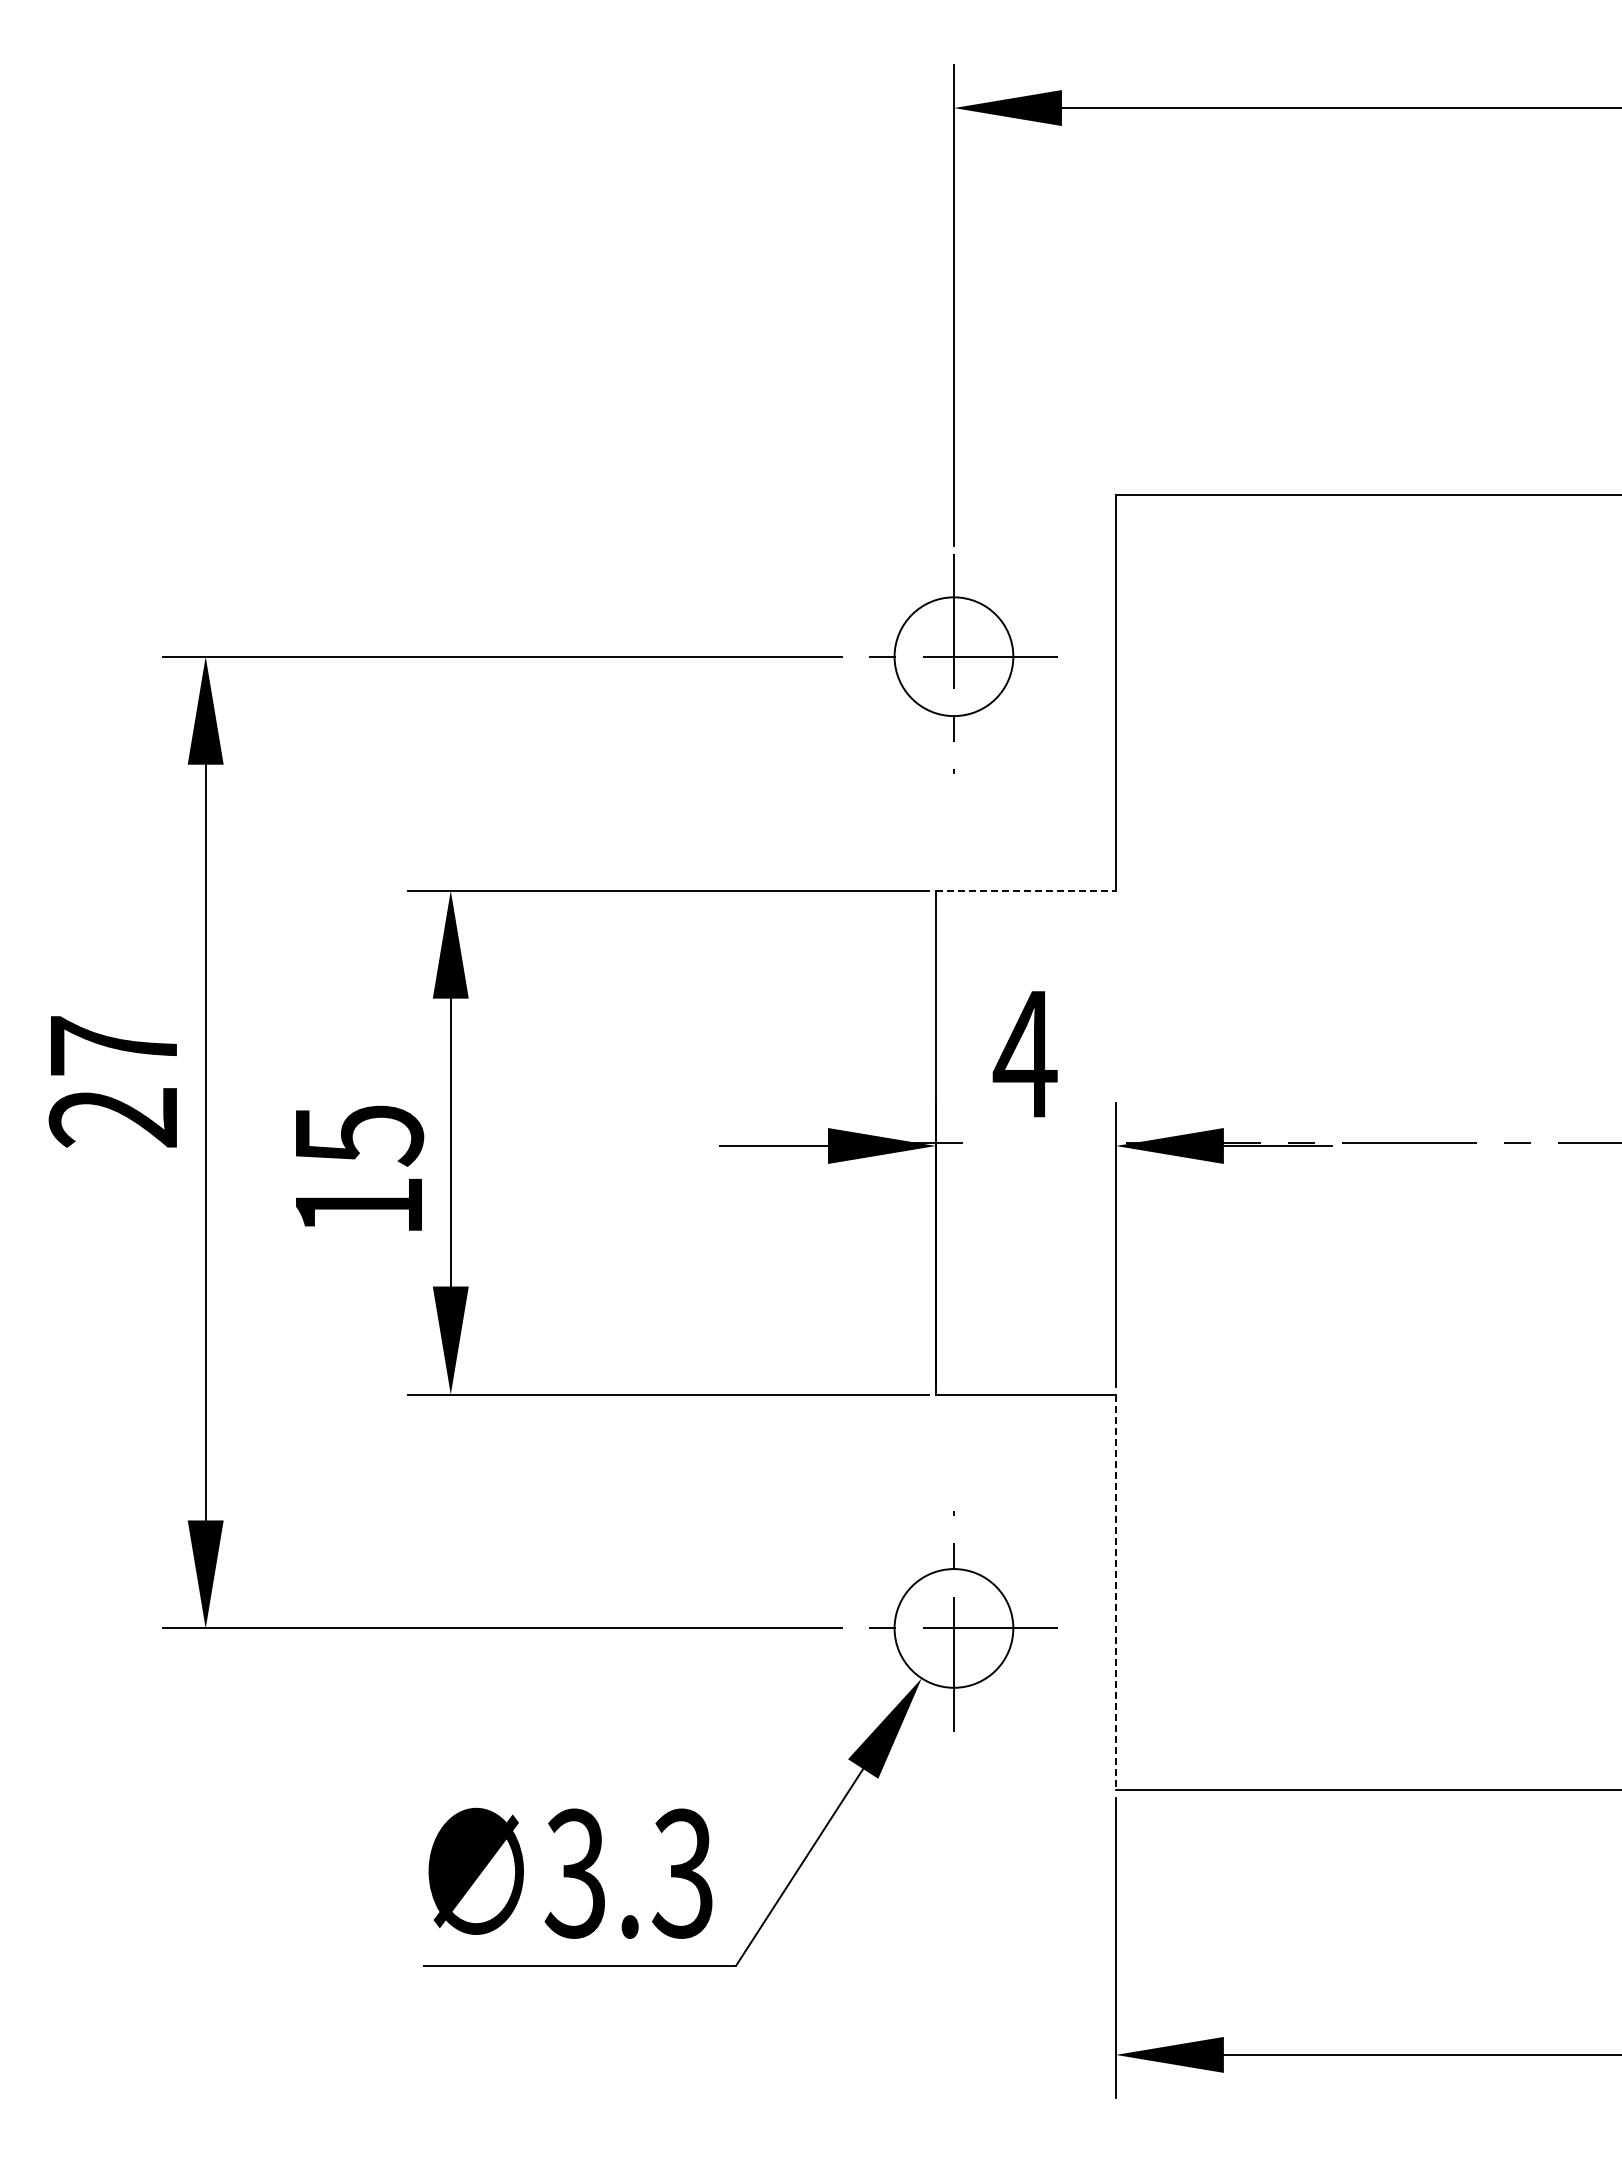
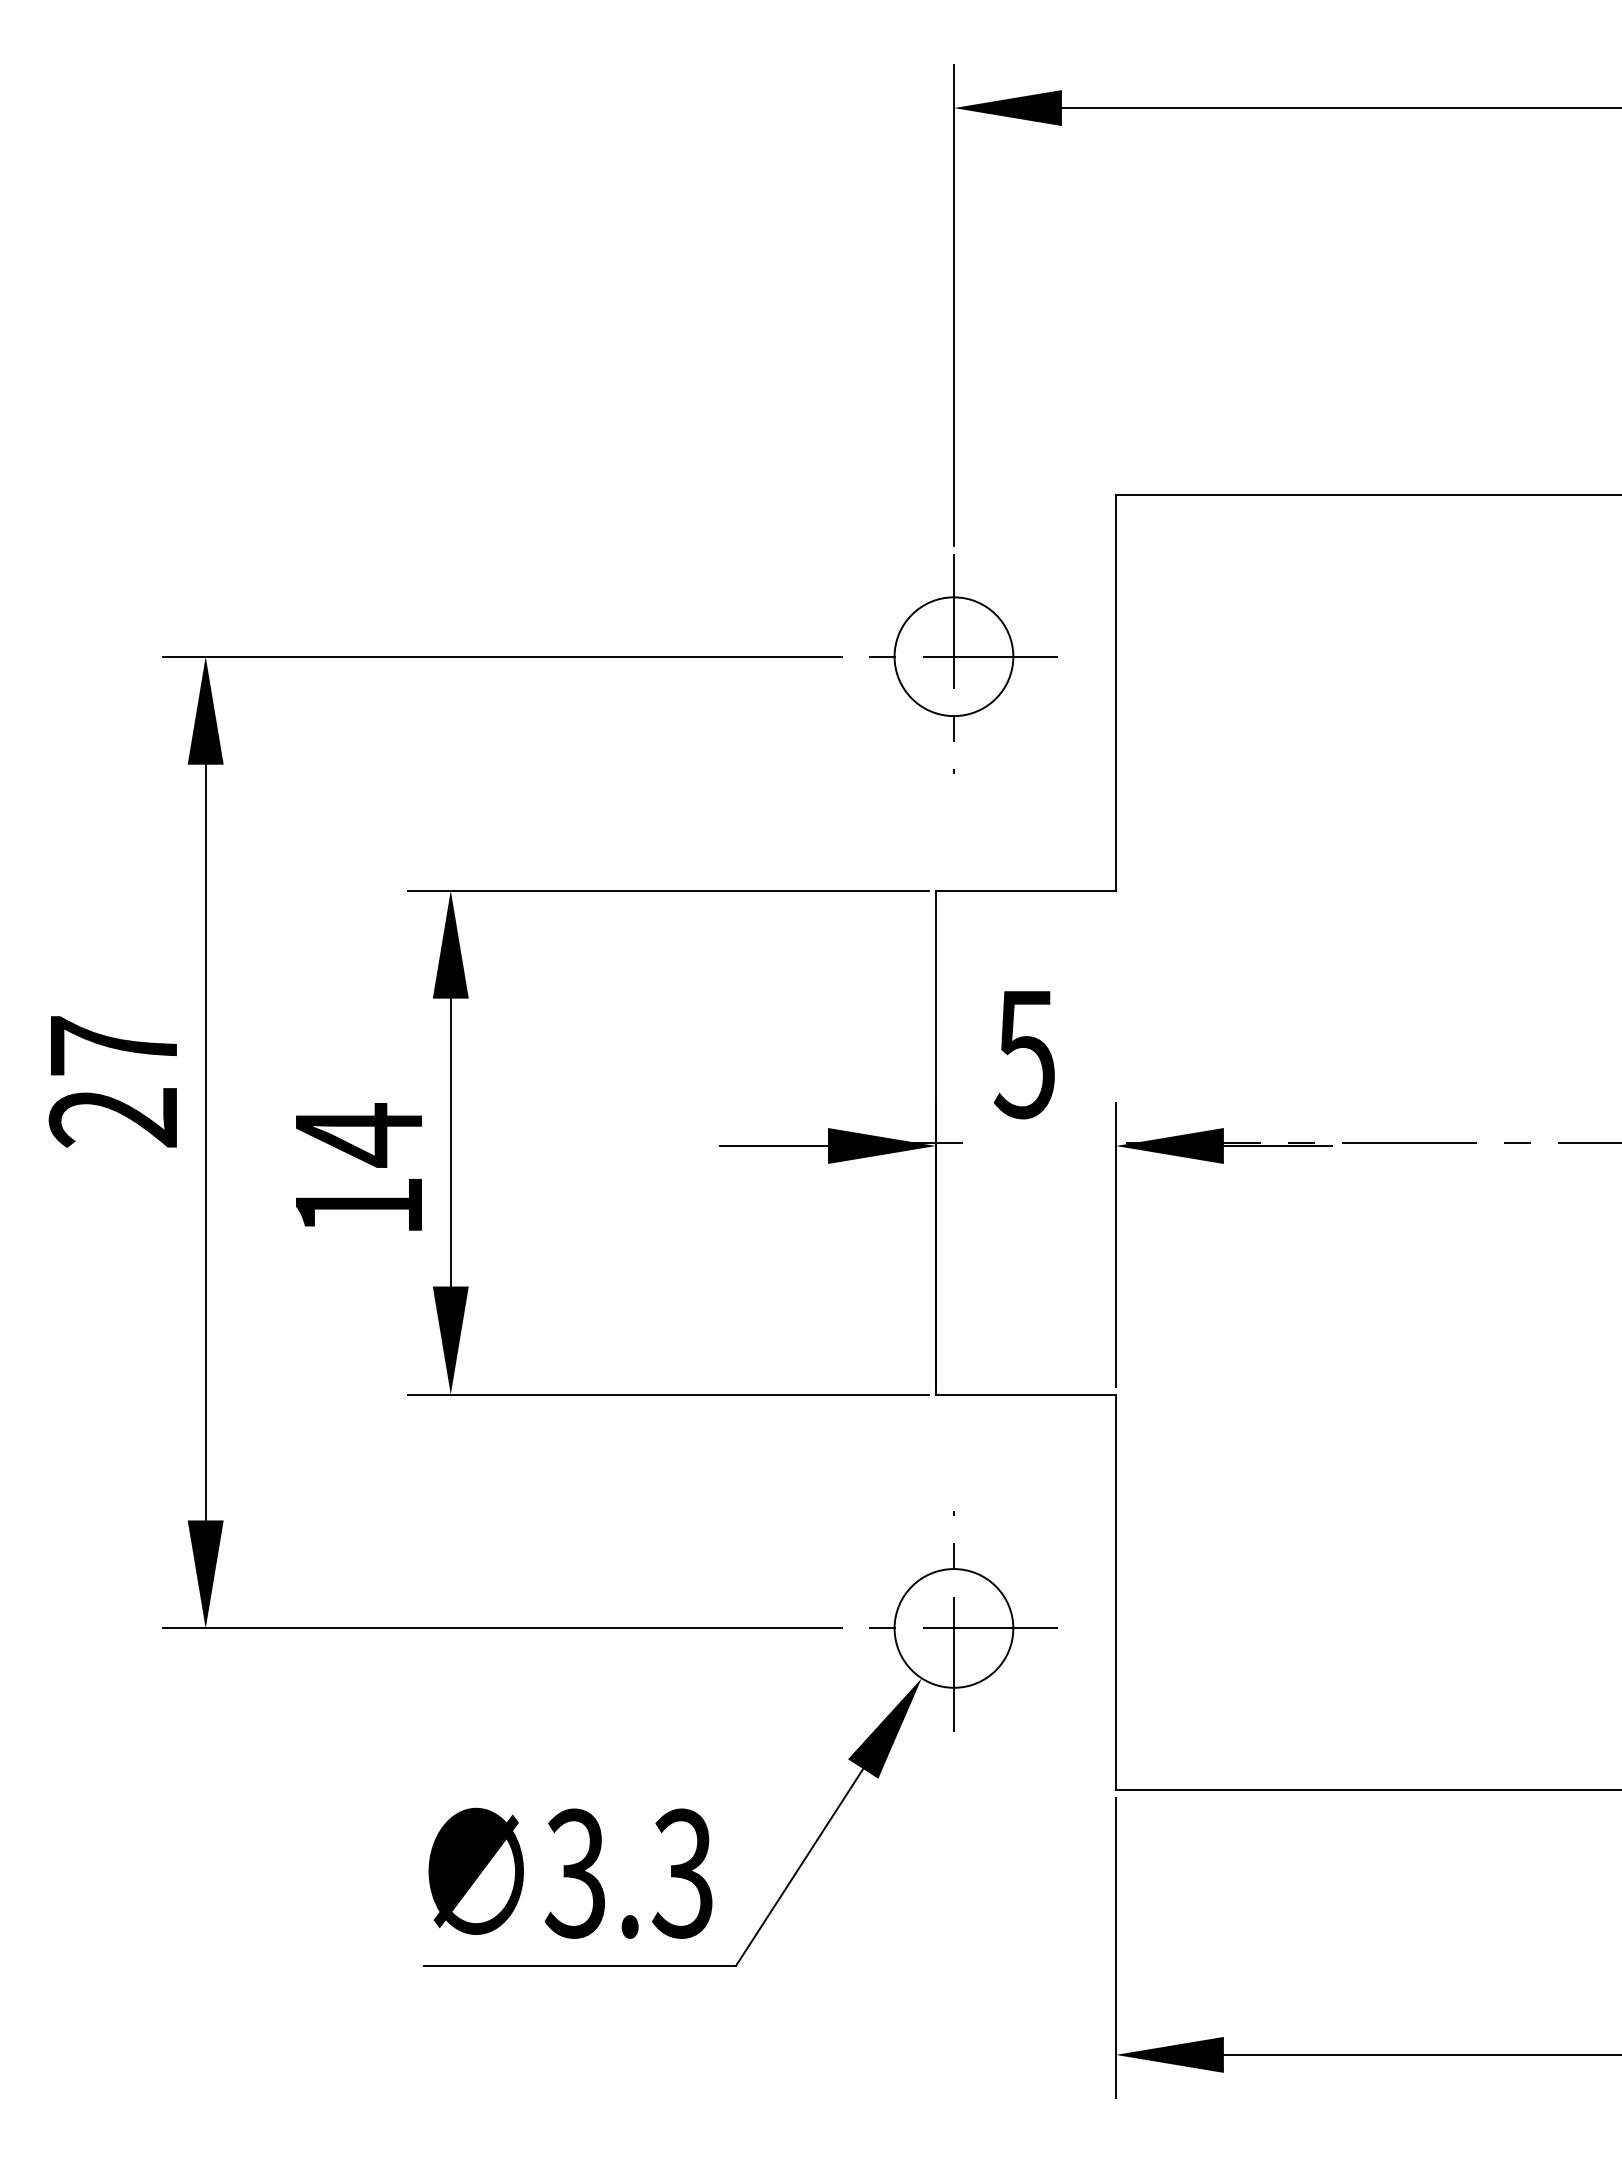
line: dashed -> solid (1025, 890)
text: 4 -> 5 (1024, 1055)
text: 15 -> 14 (360, 1135)
line: dashed -> solid (1115, 1592)
